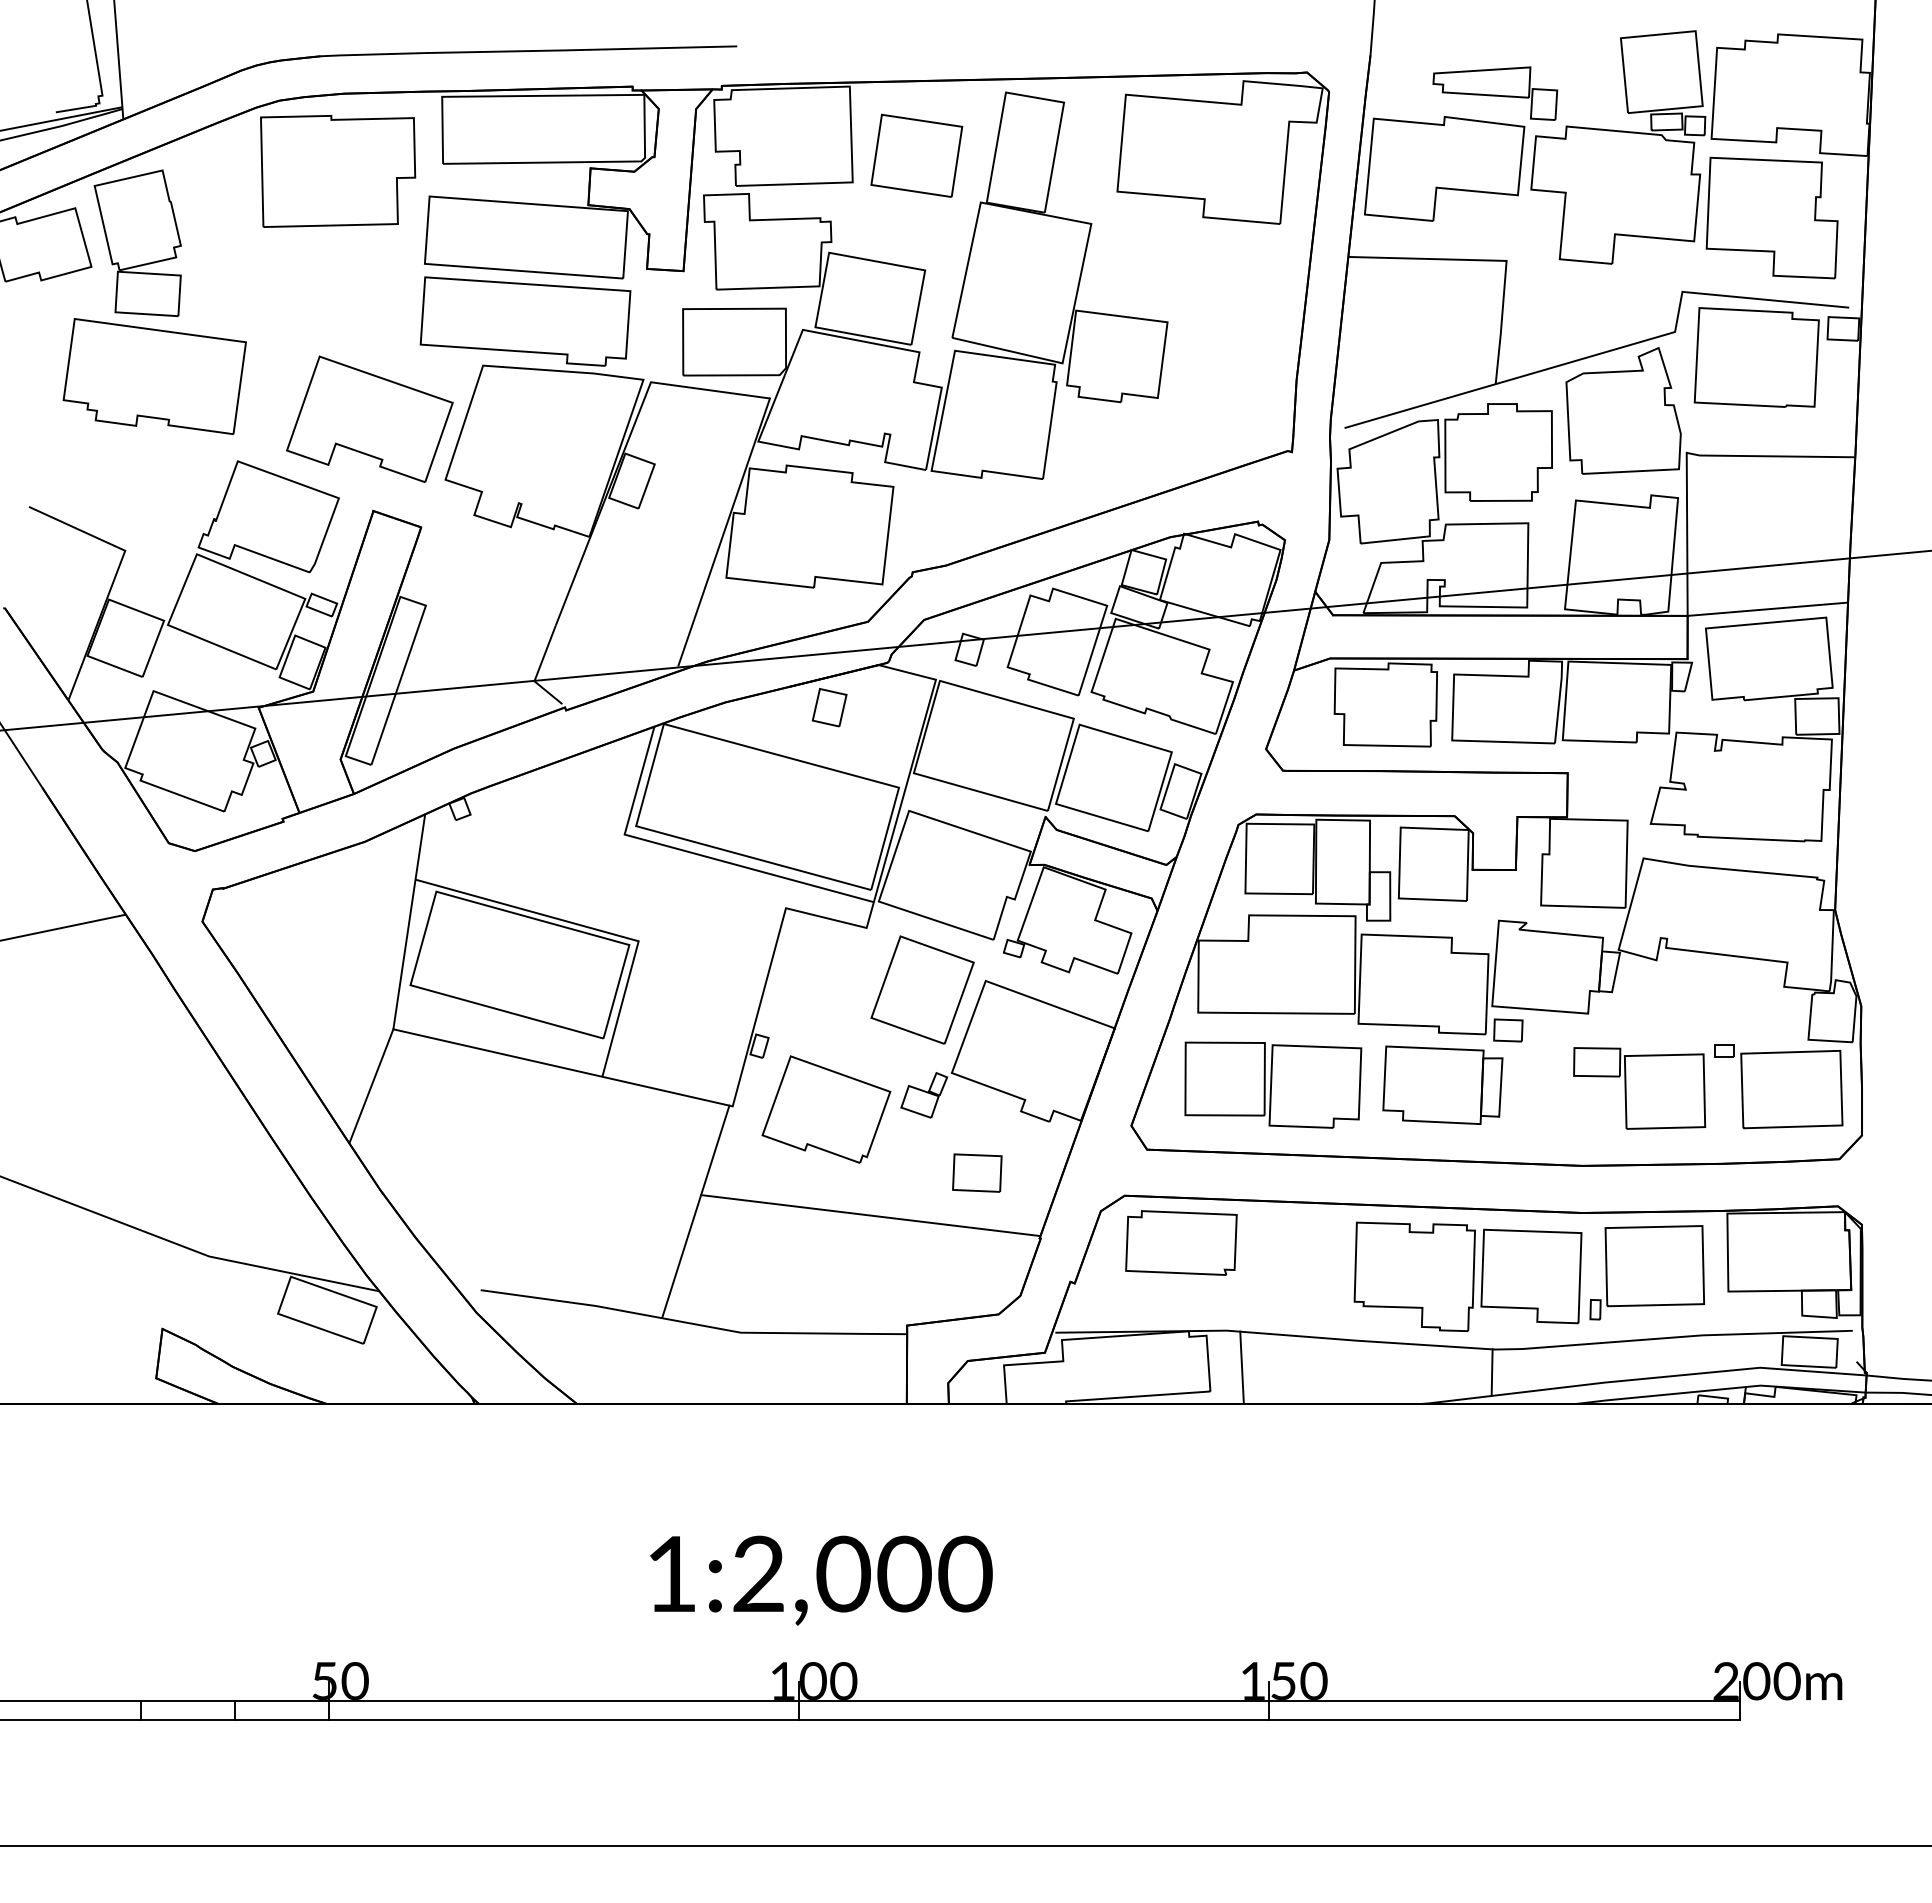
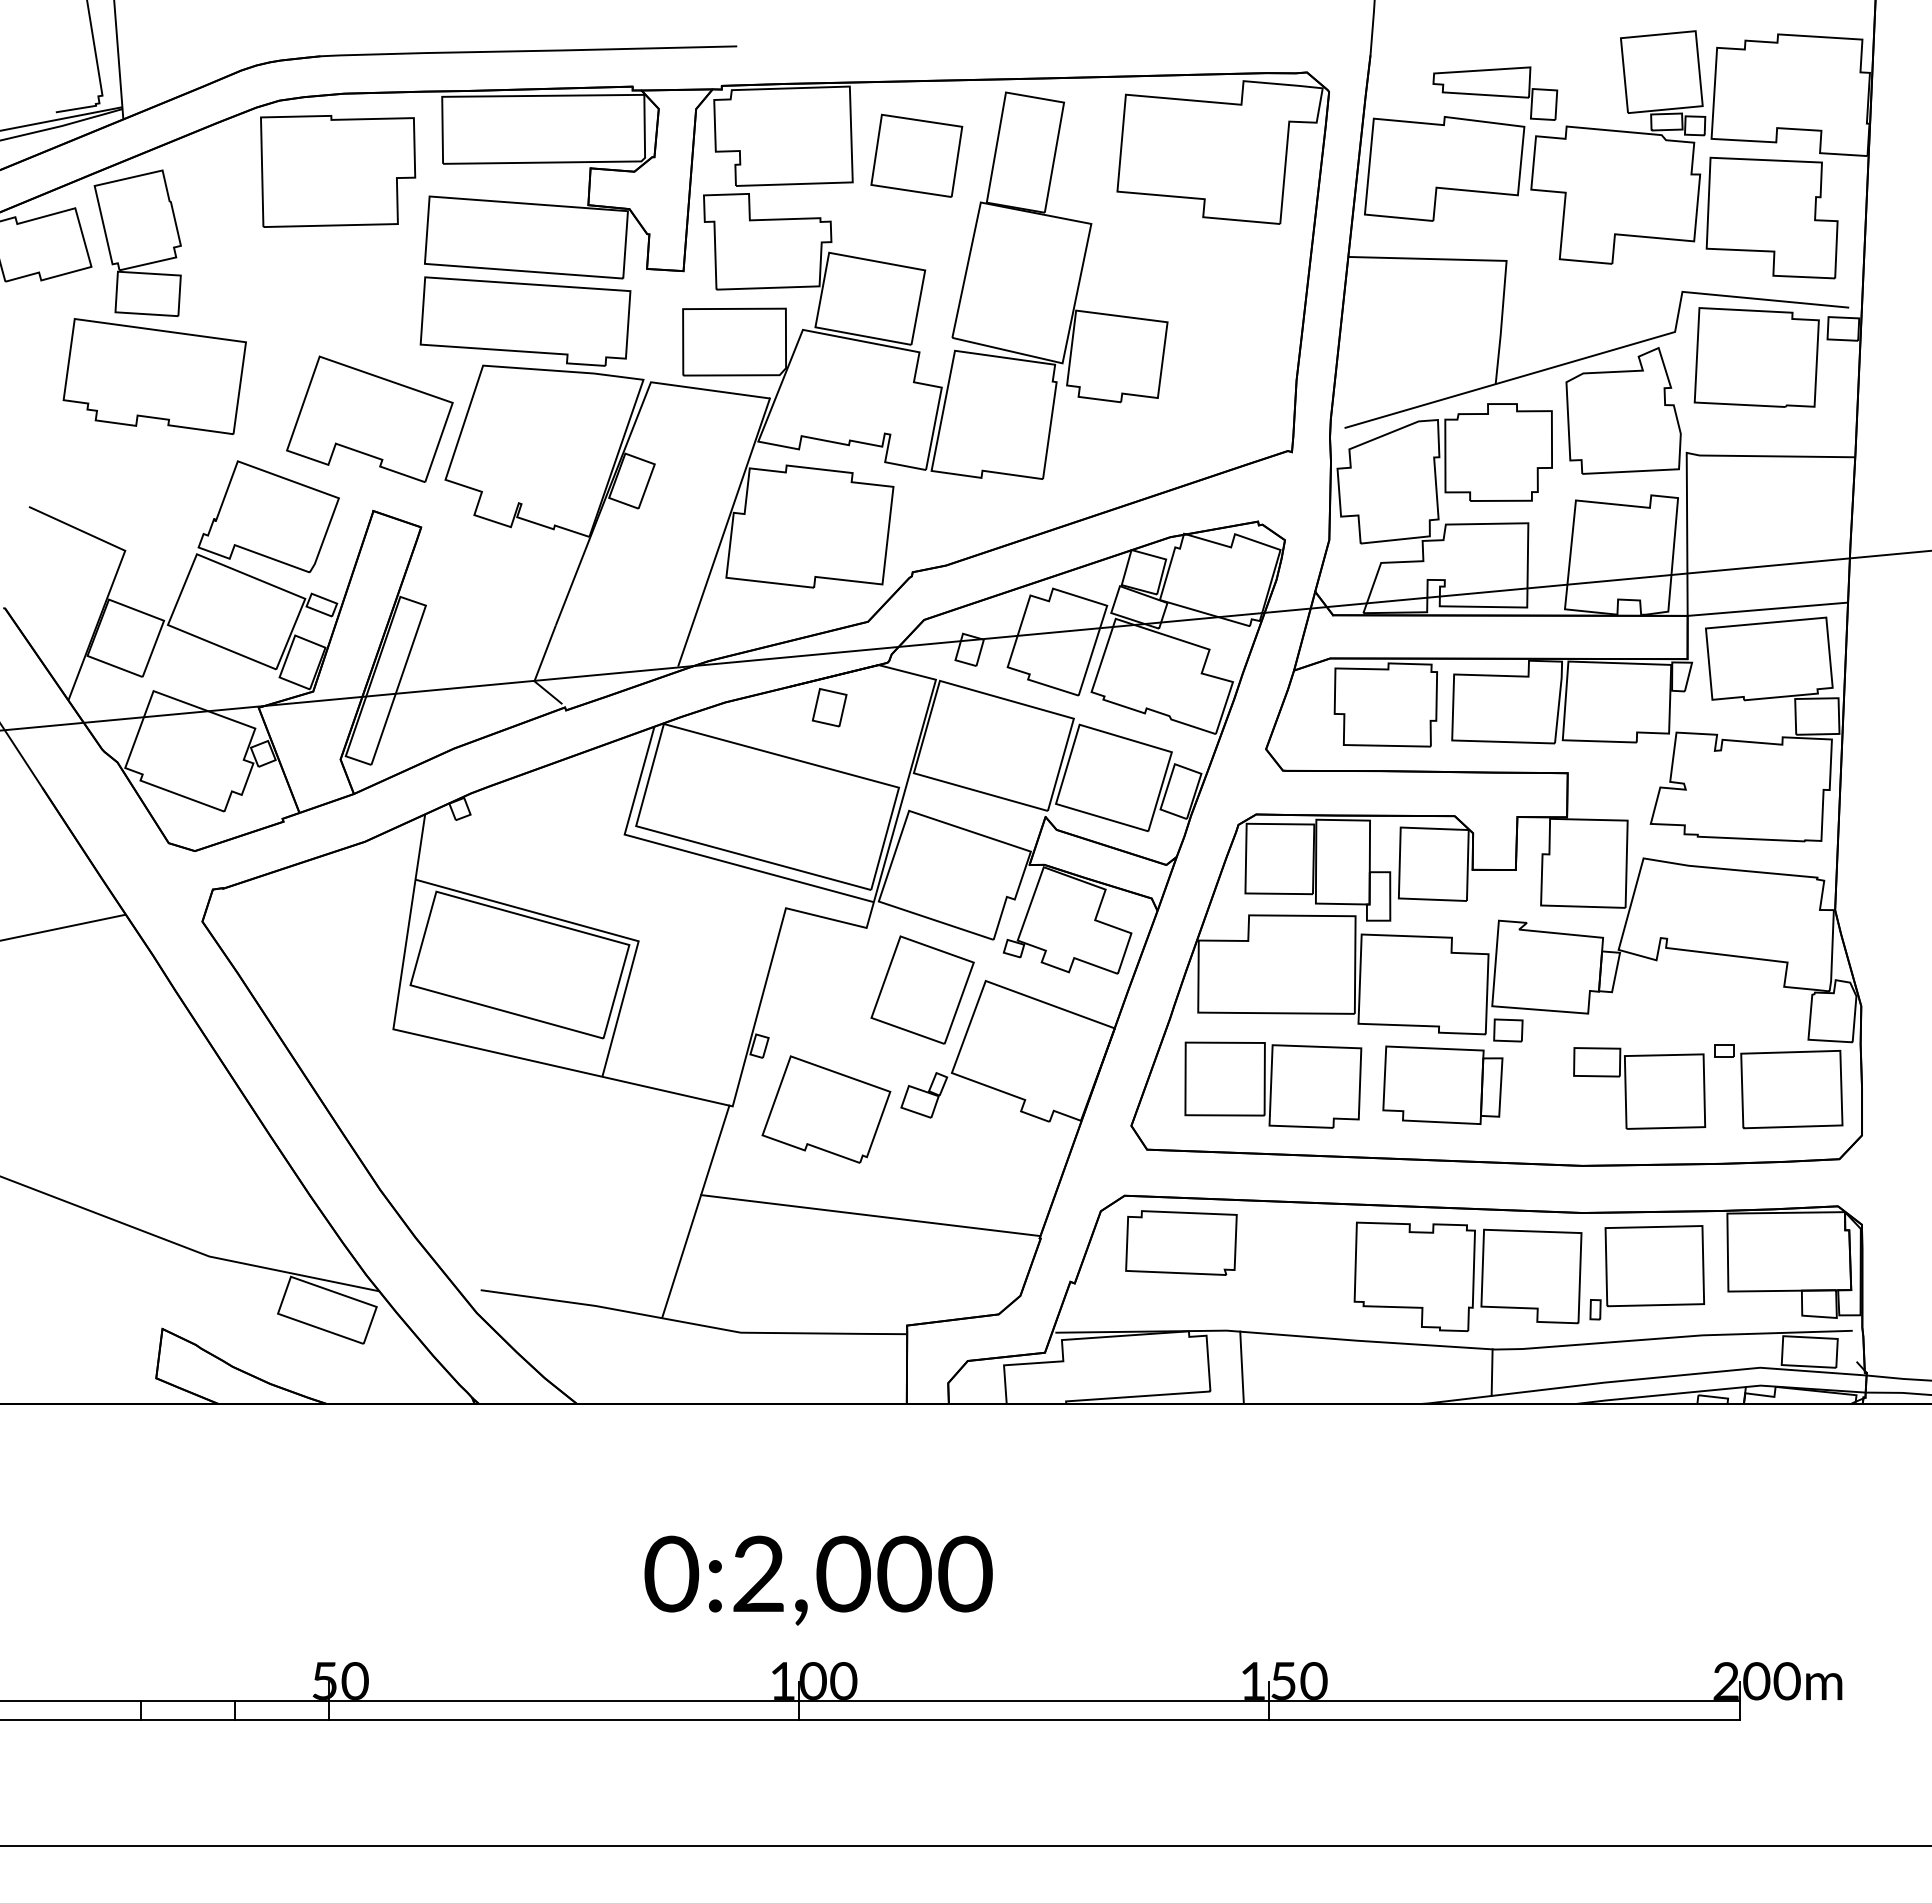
line: present -> none (371, 1086)
part: present -> none (977, 1172)
text: 1:2,000 -> 0:2,000 (671, 1573)
